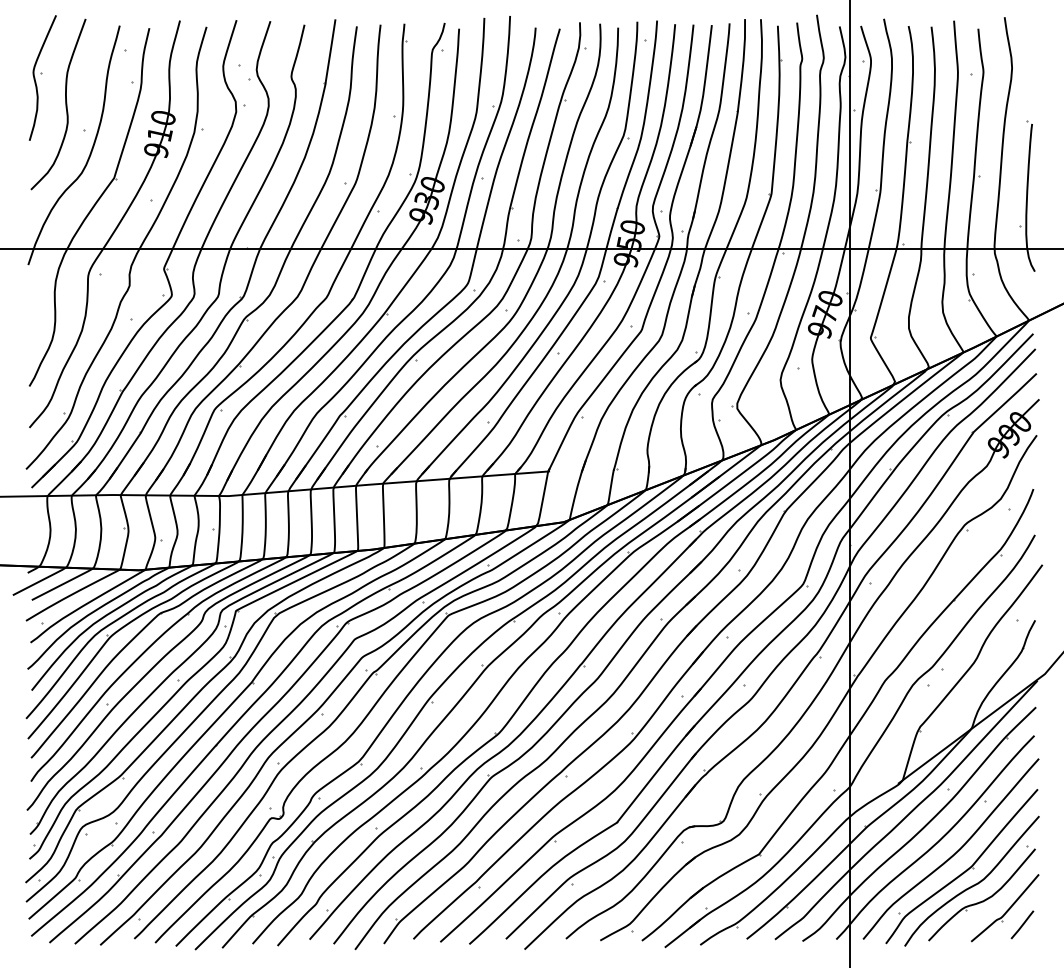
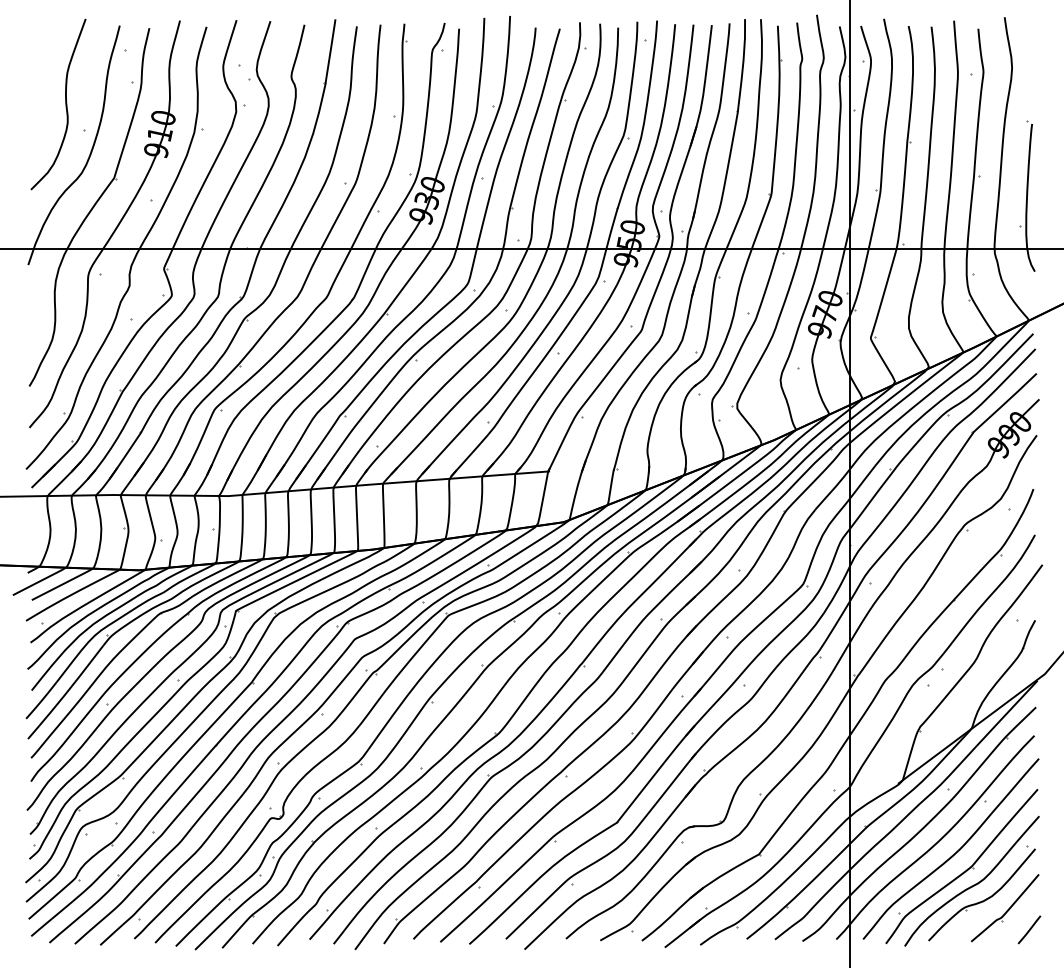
part: present -> none (42, 77)
line position: (1022, 924) -> (1029, 929) (1029, 929)
